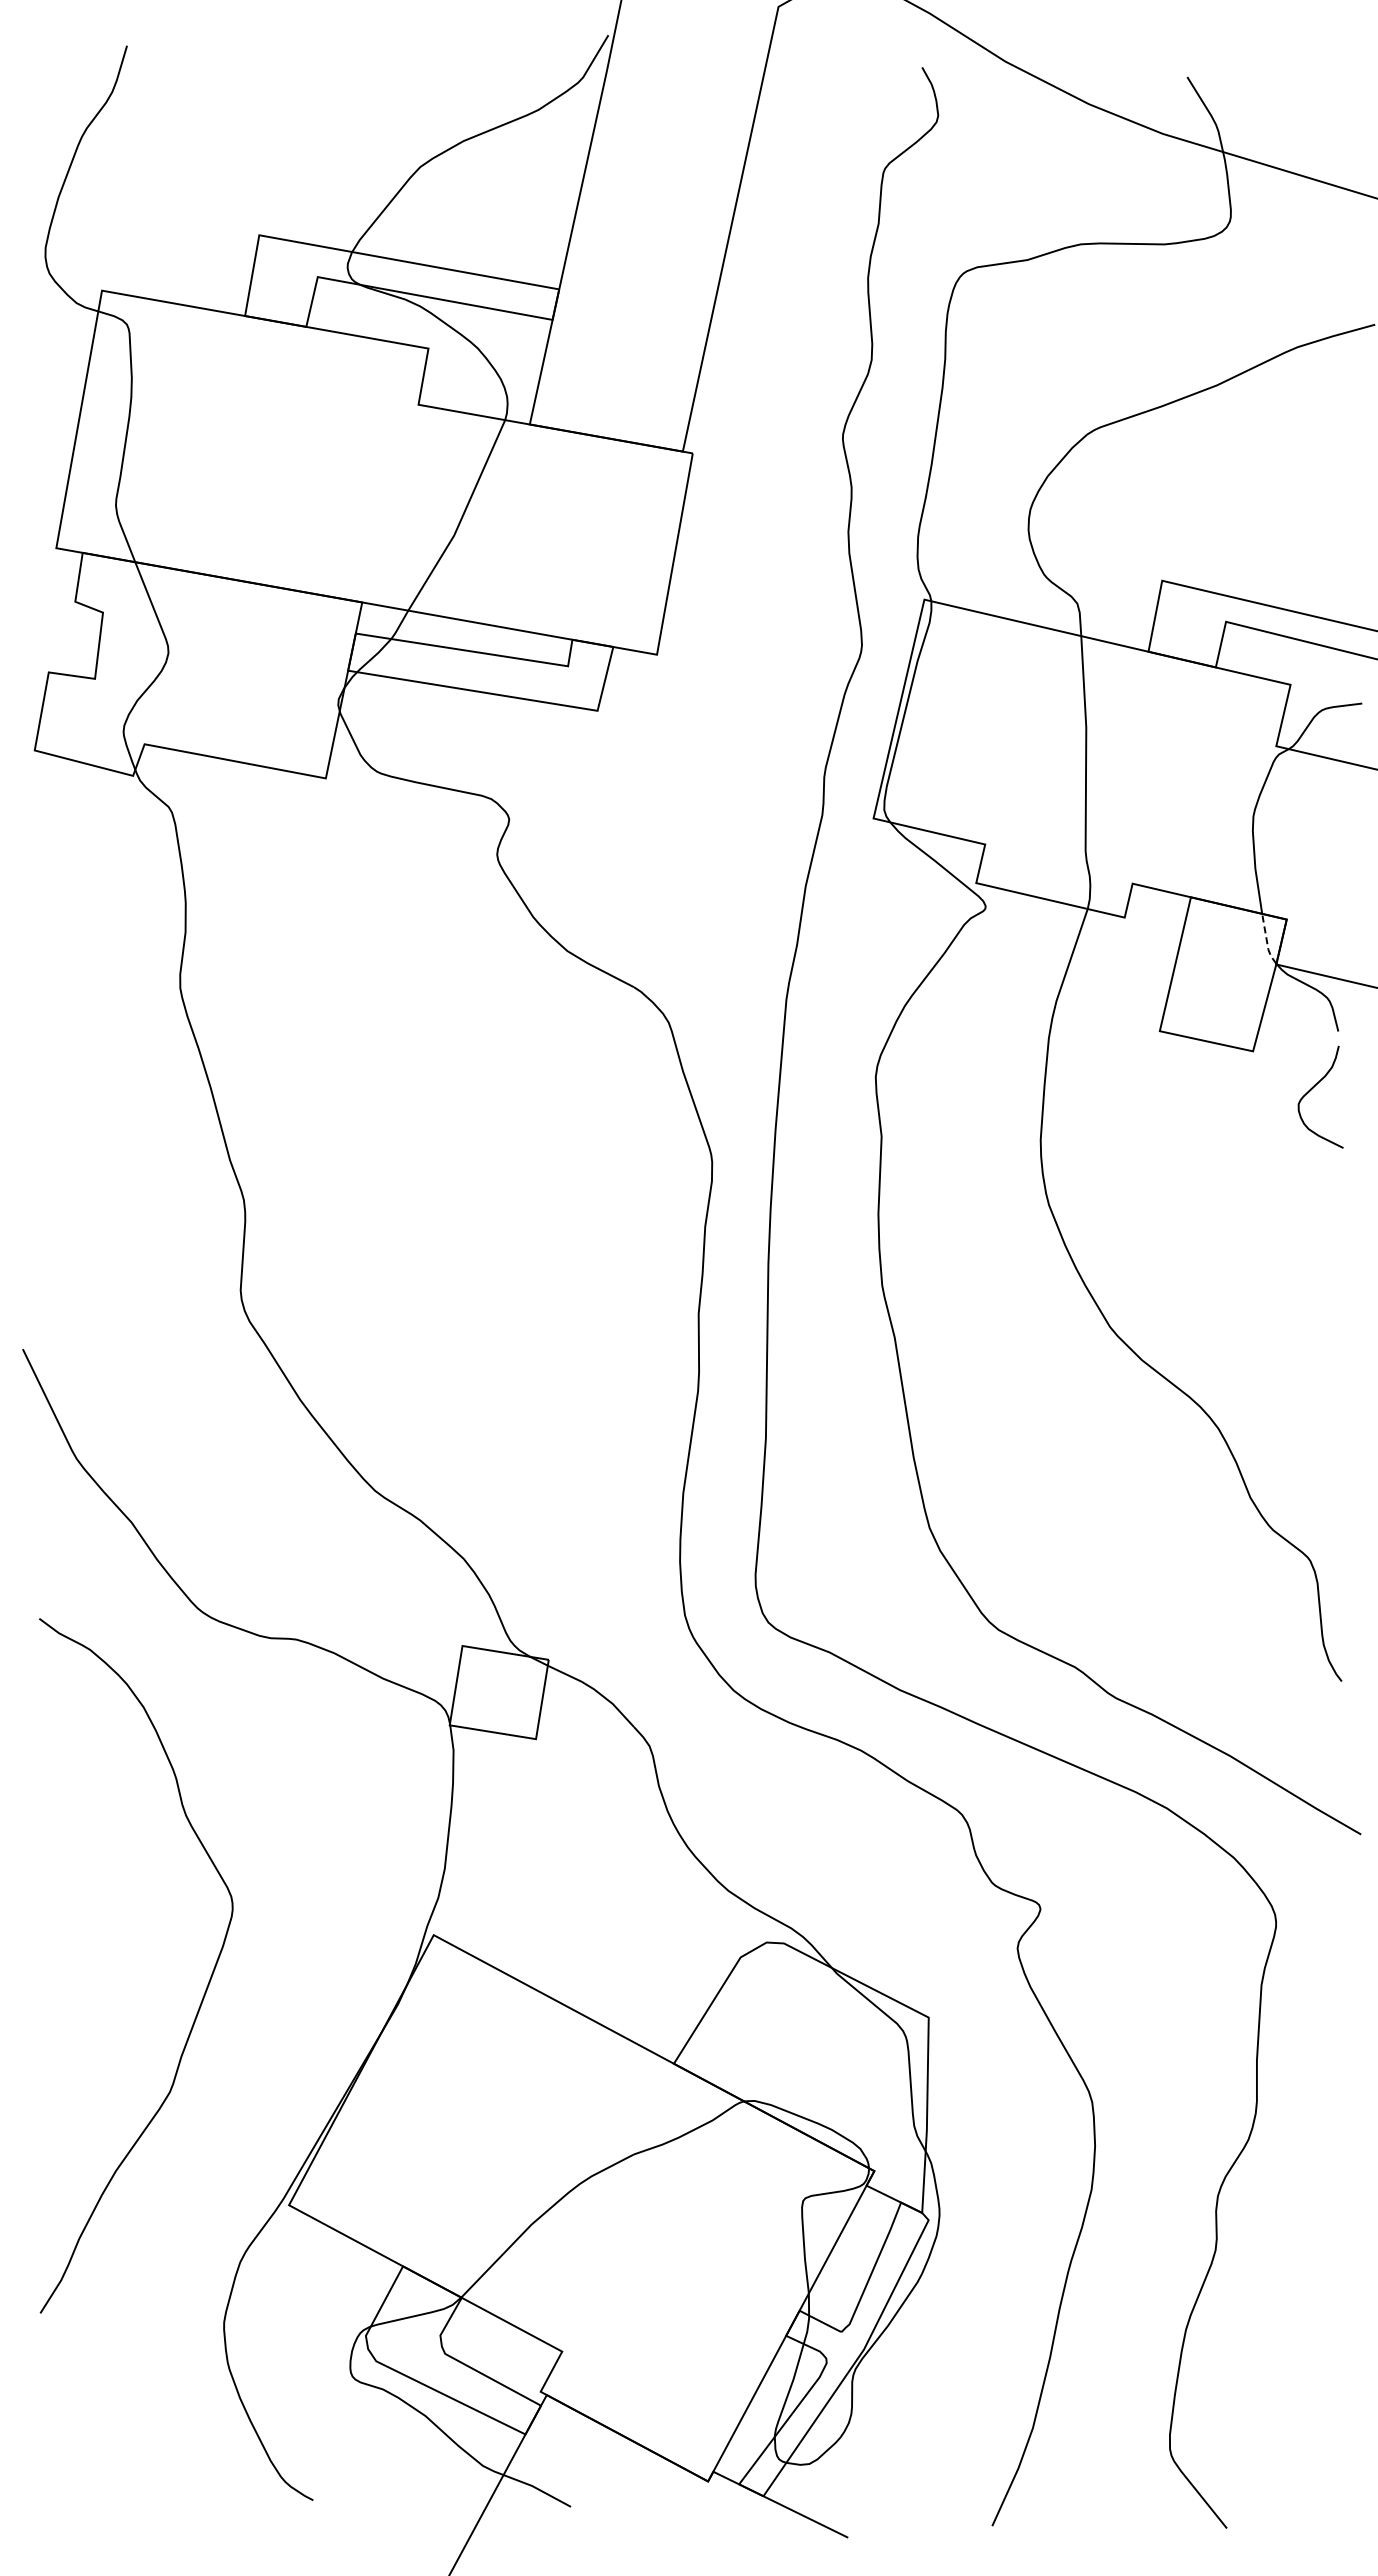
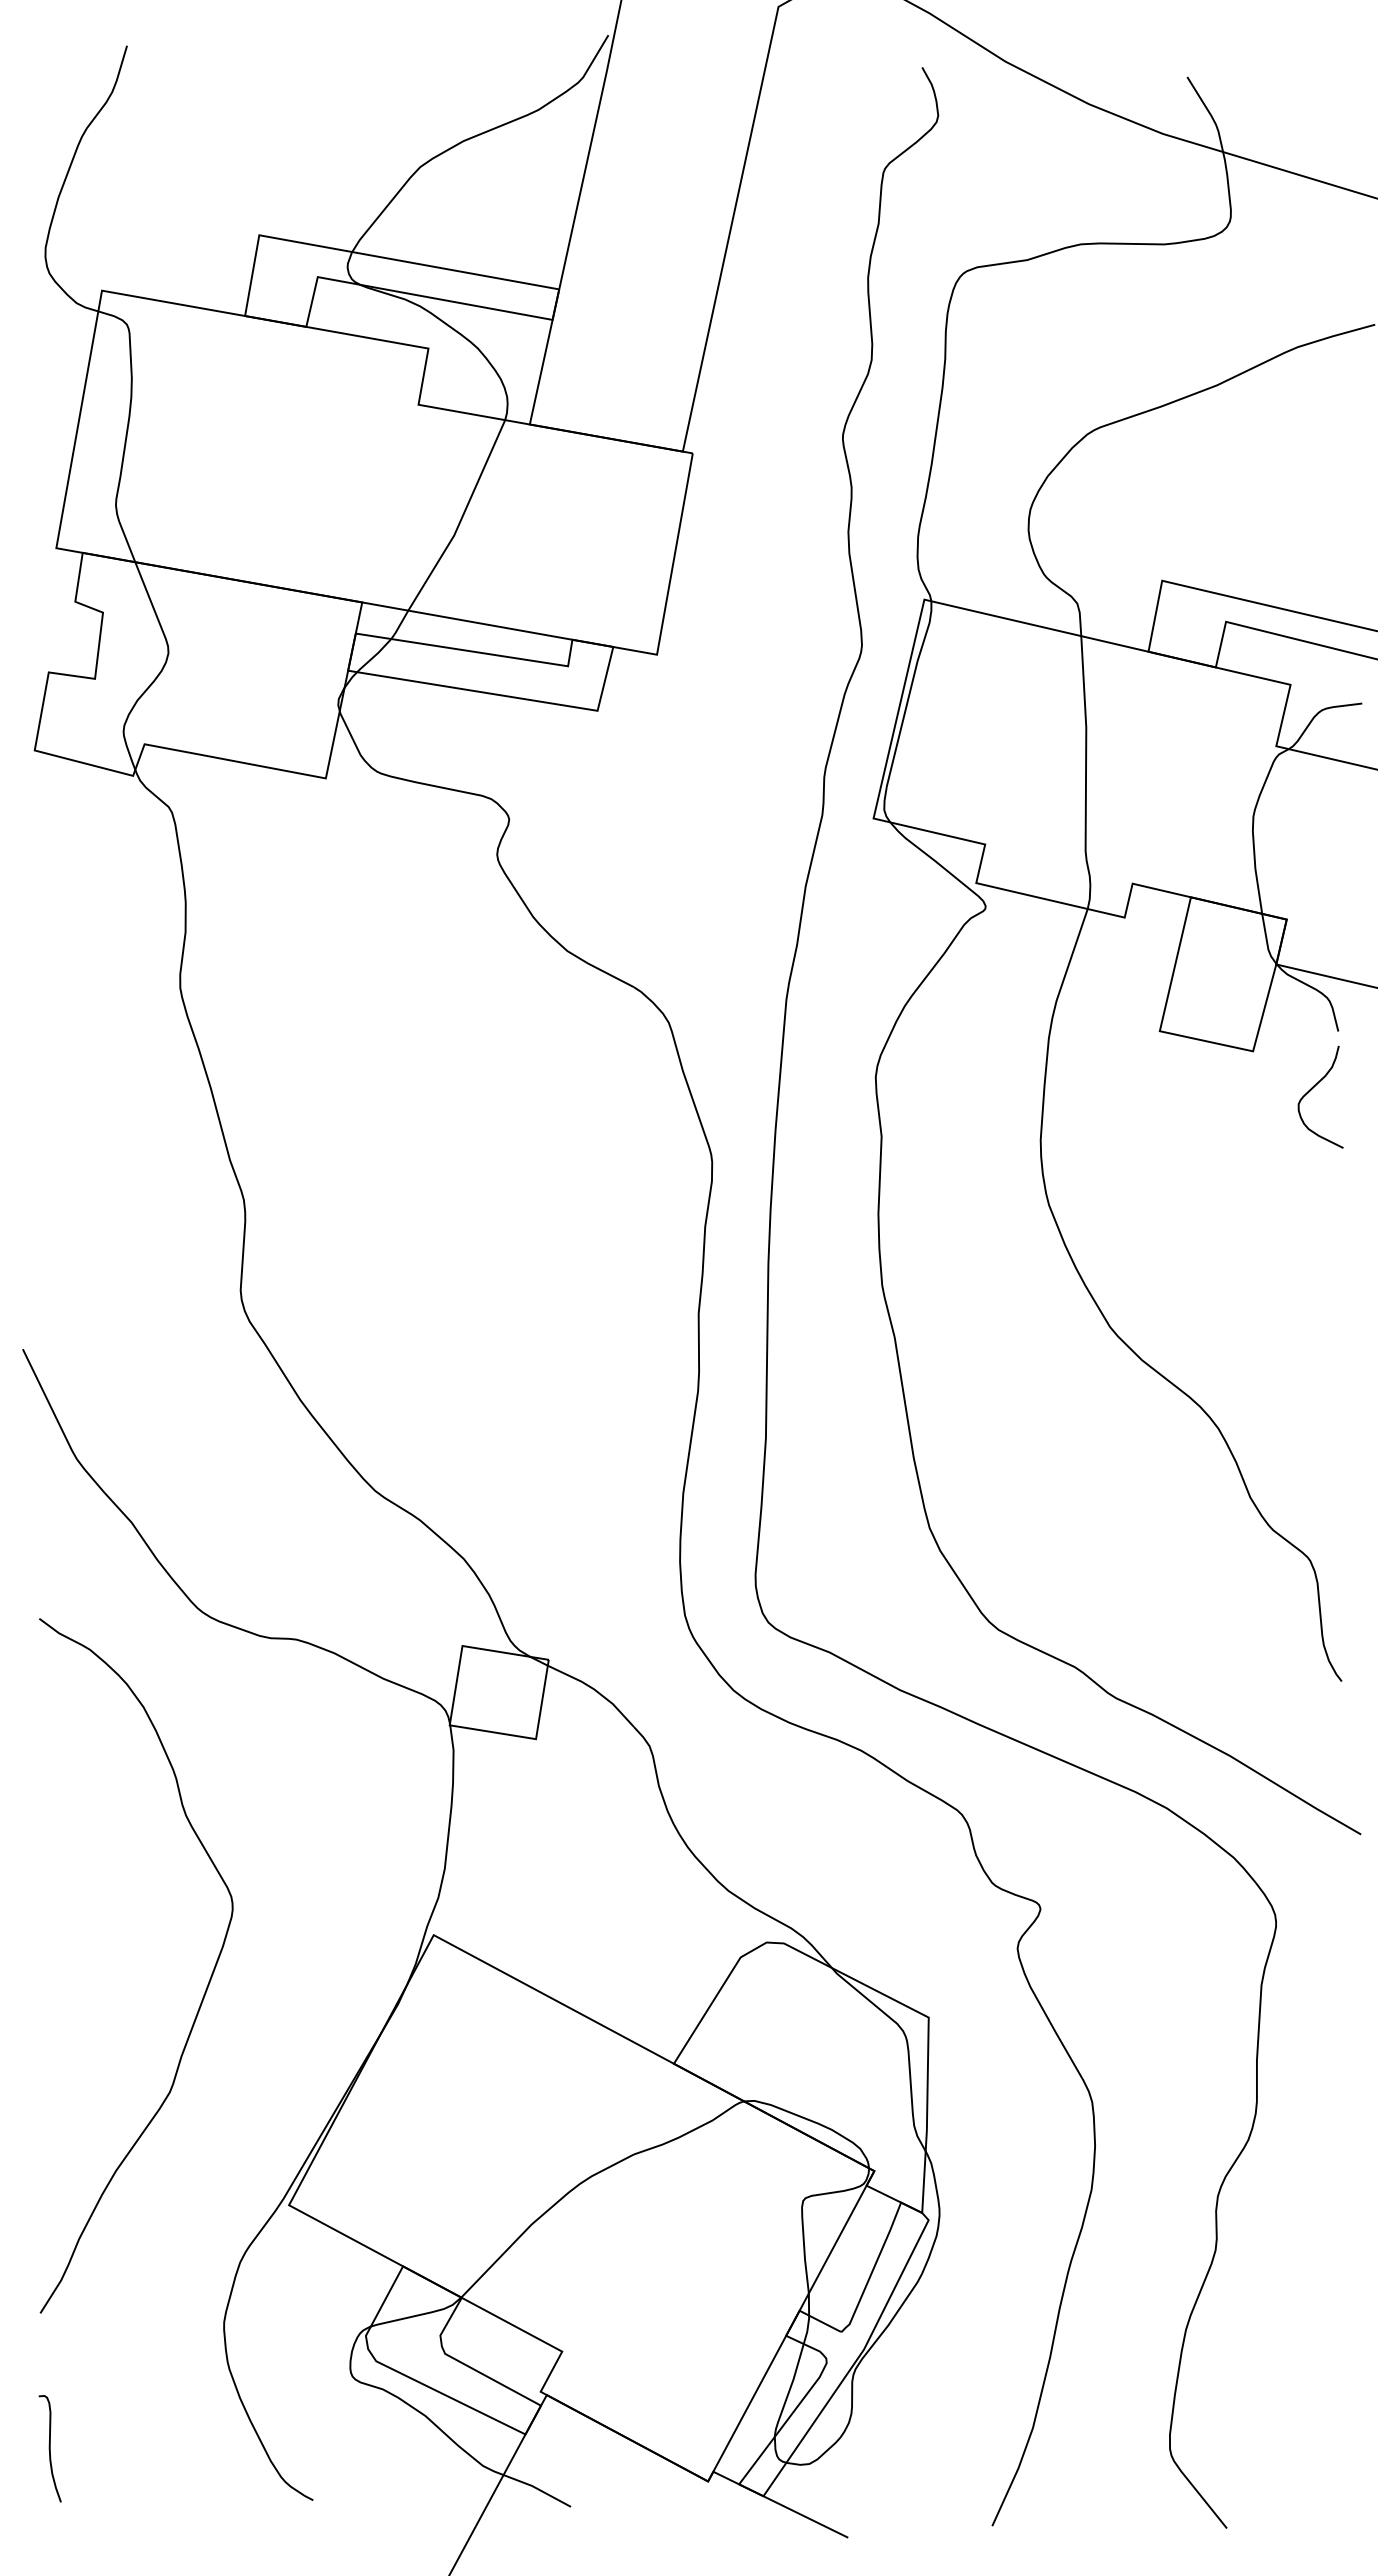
line: dashed -> solid (1266, 941)
curve: none -> present (49, 2448)
